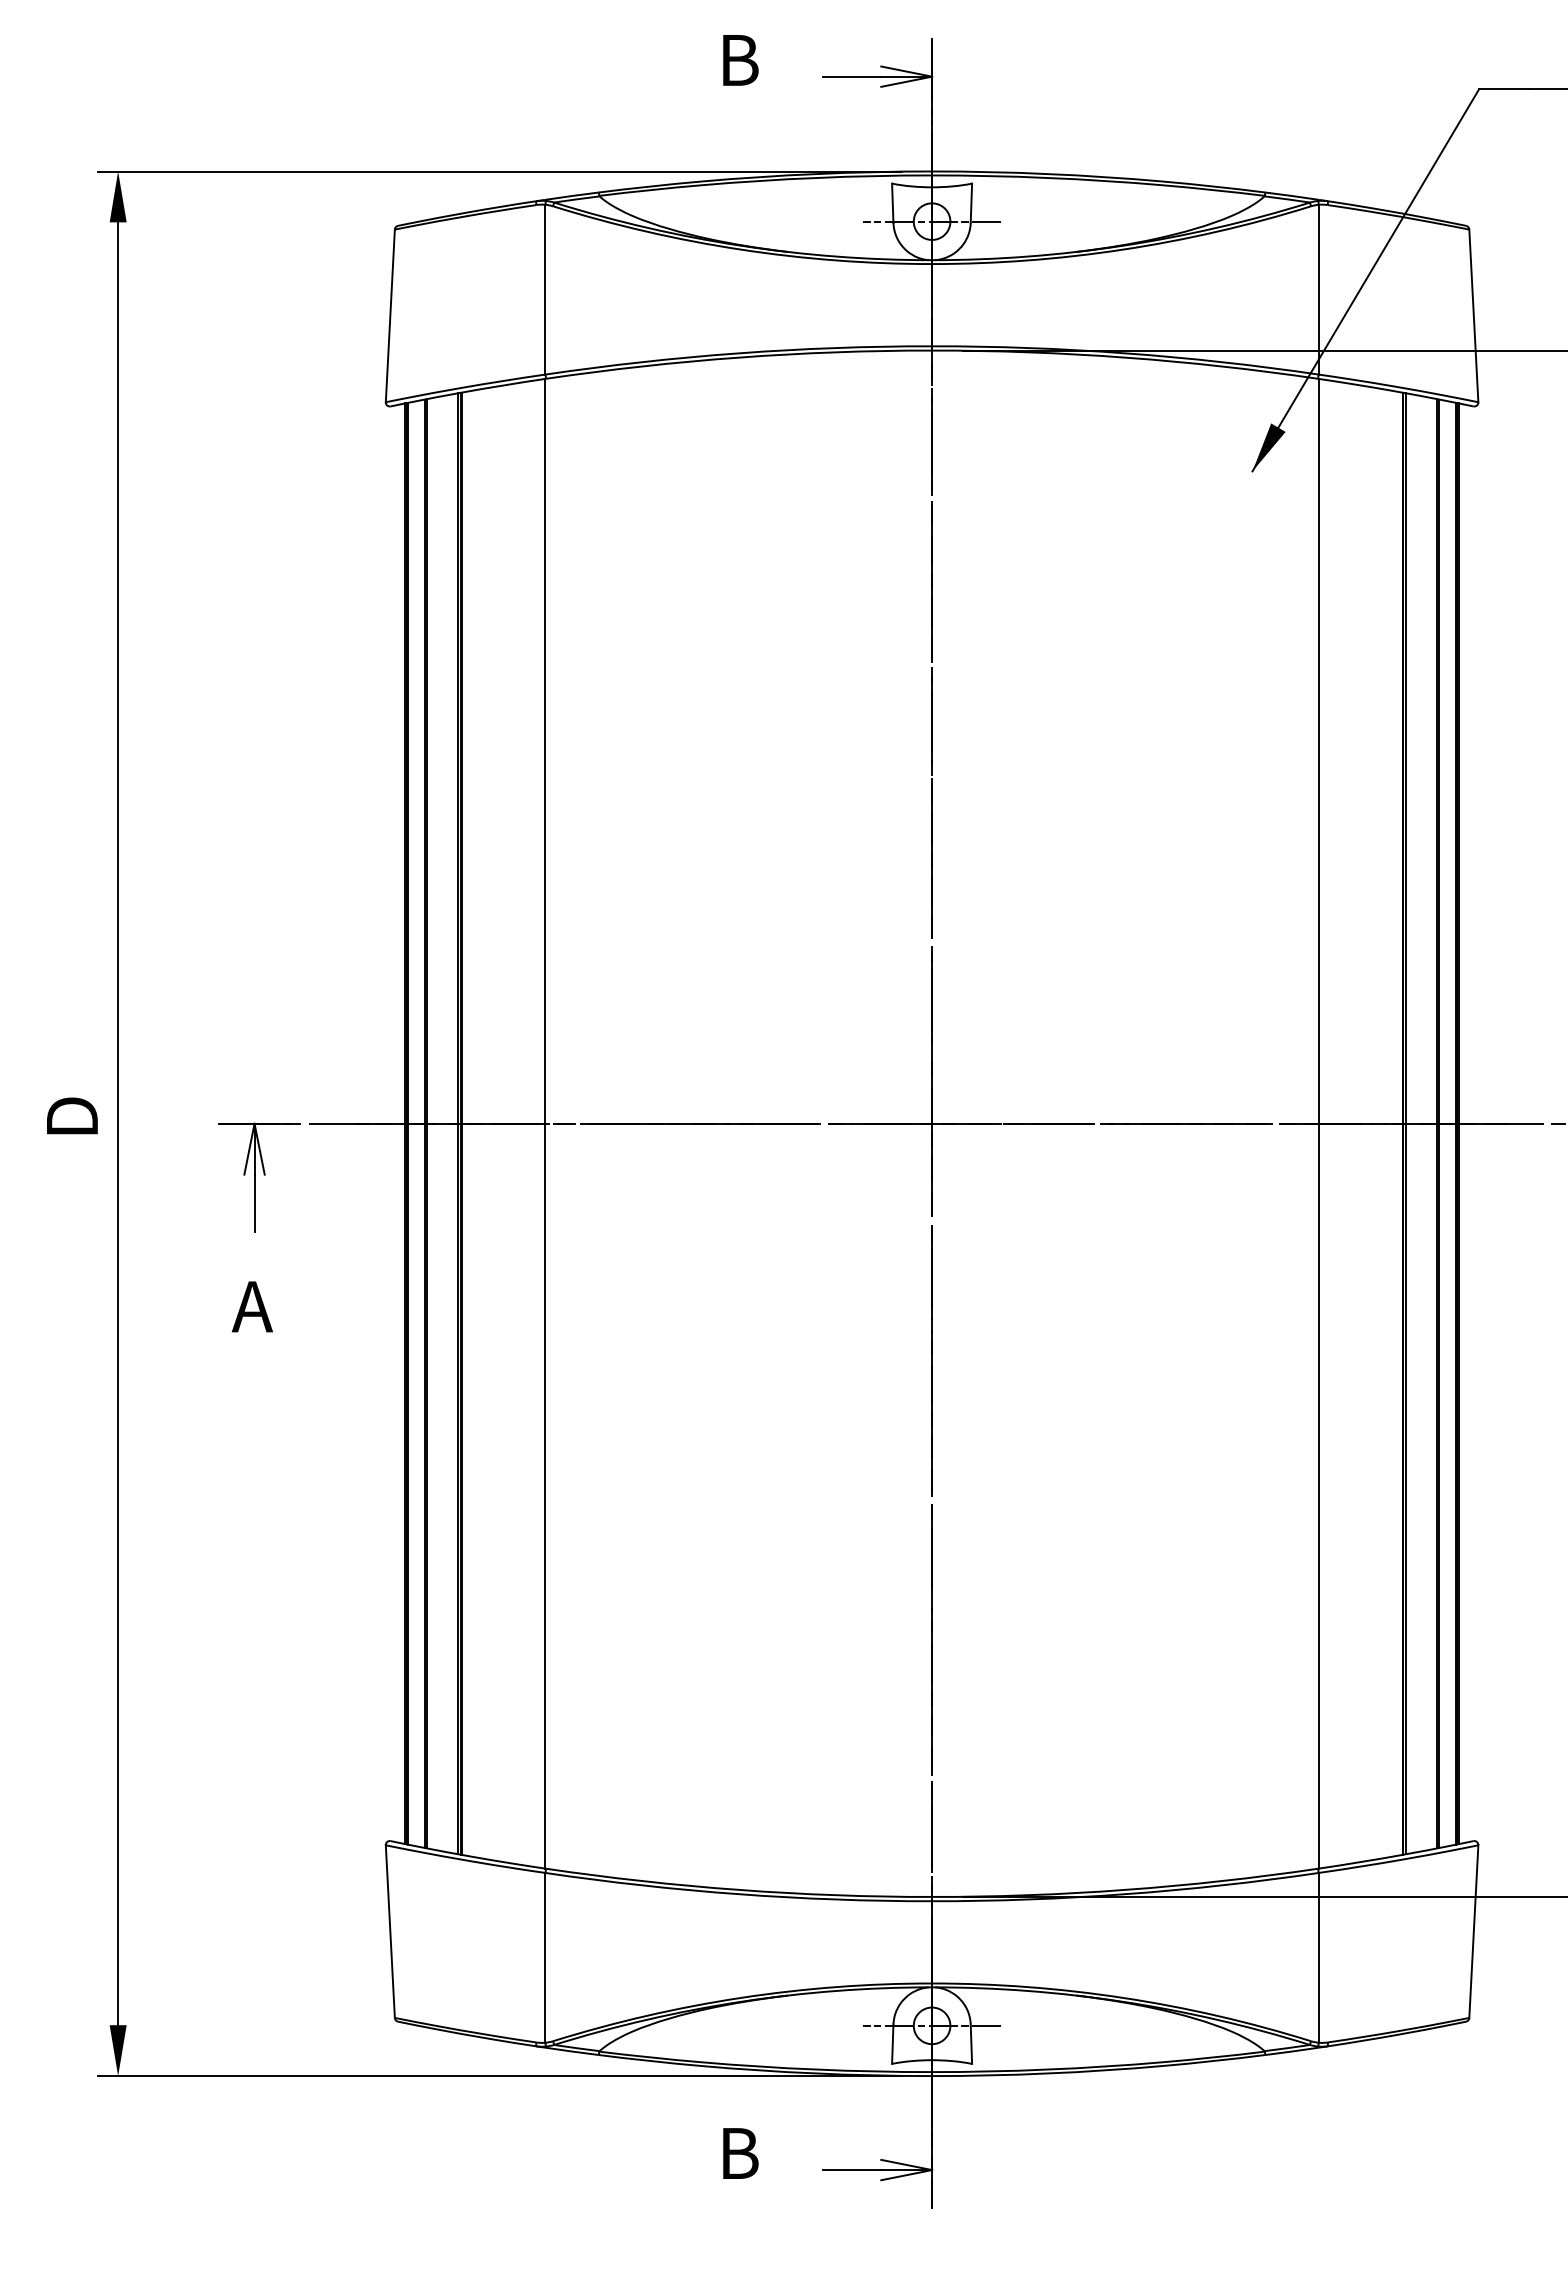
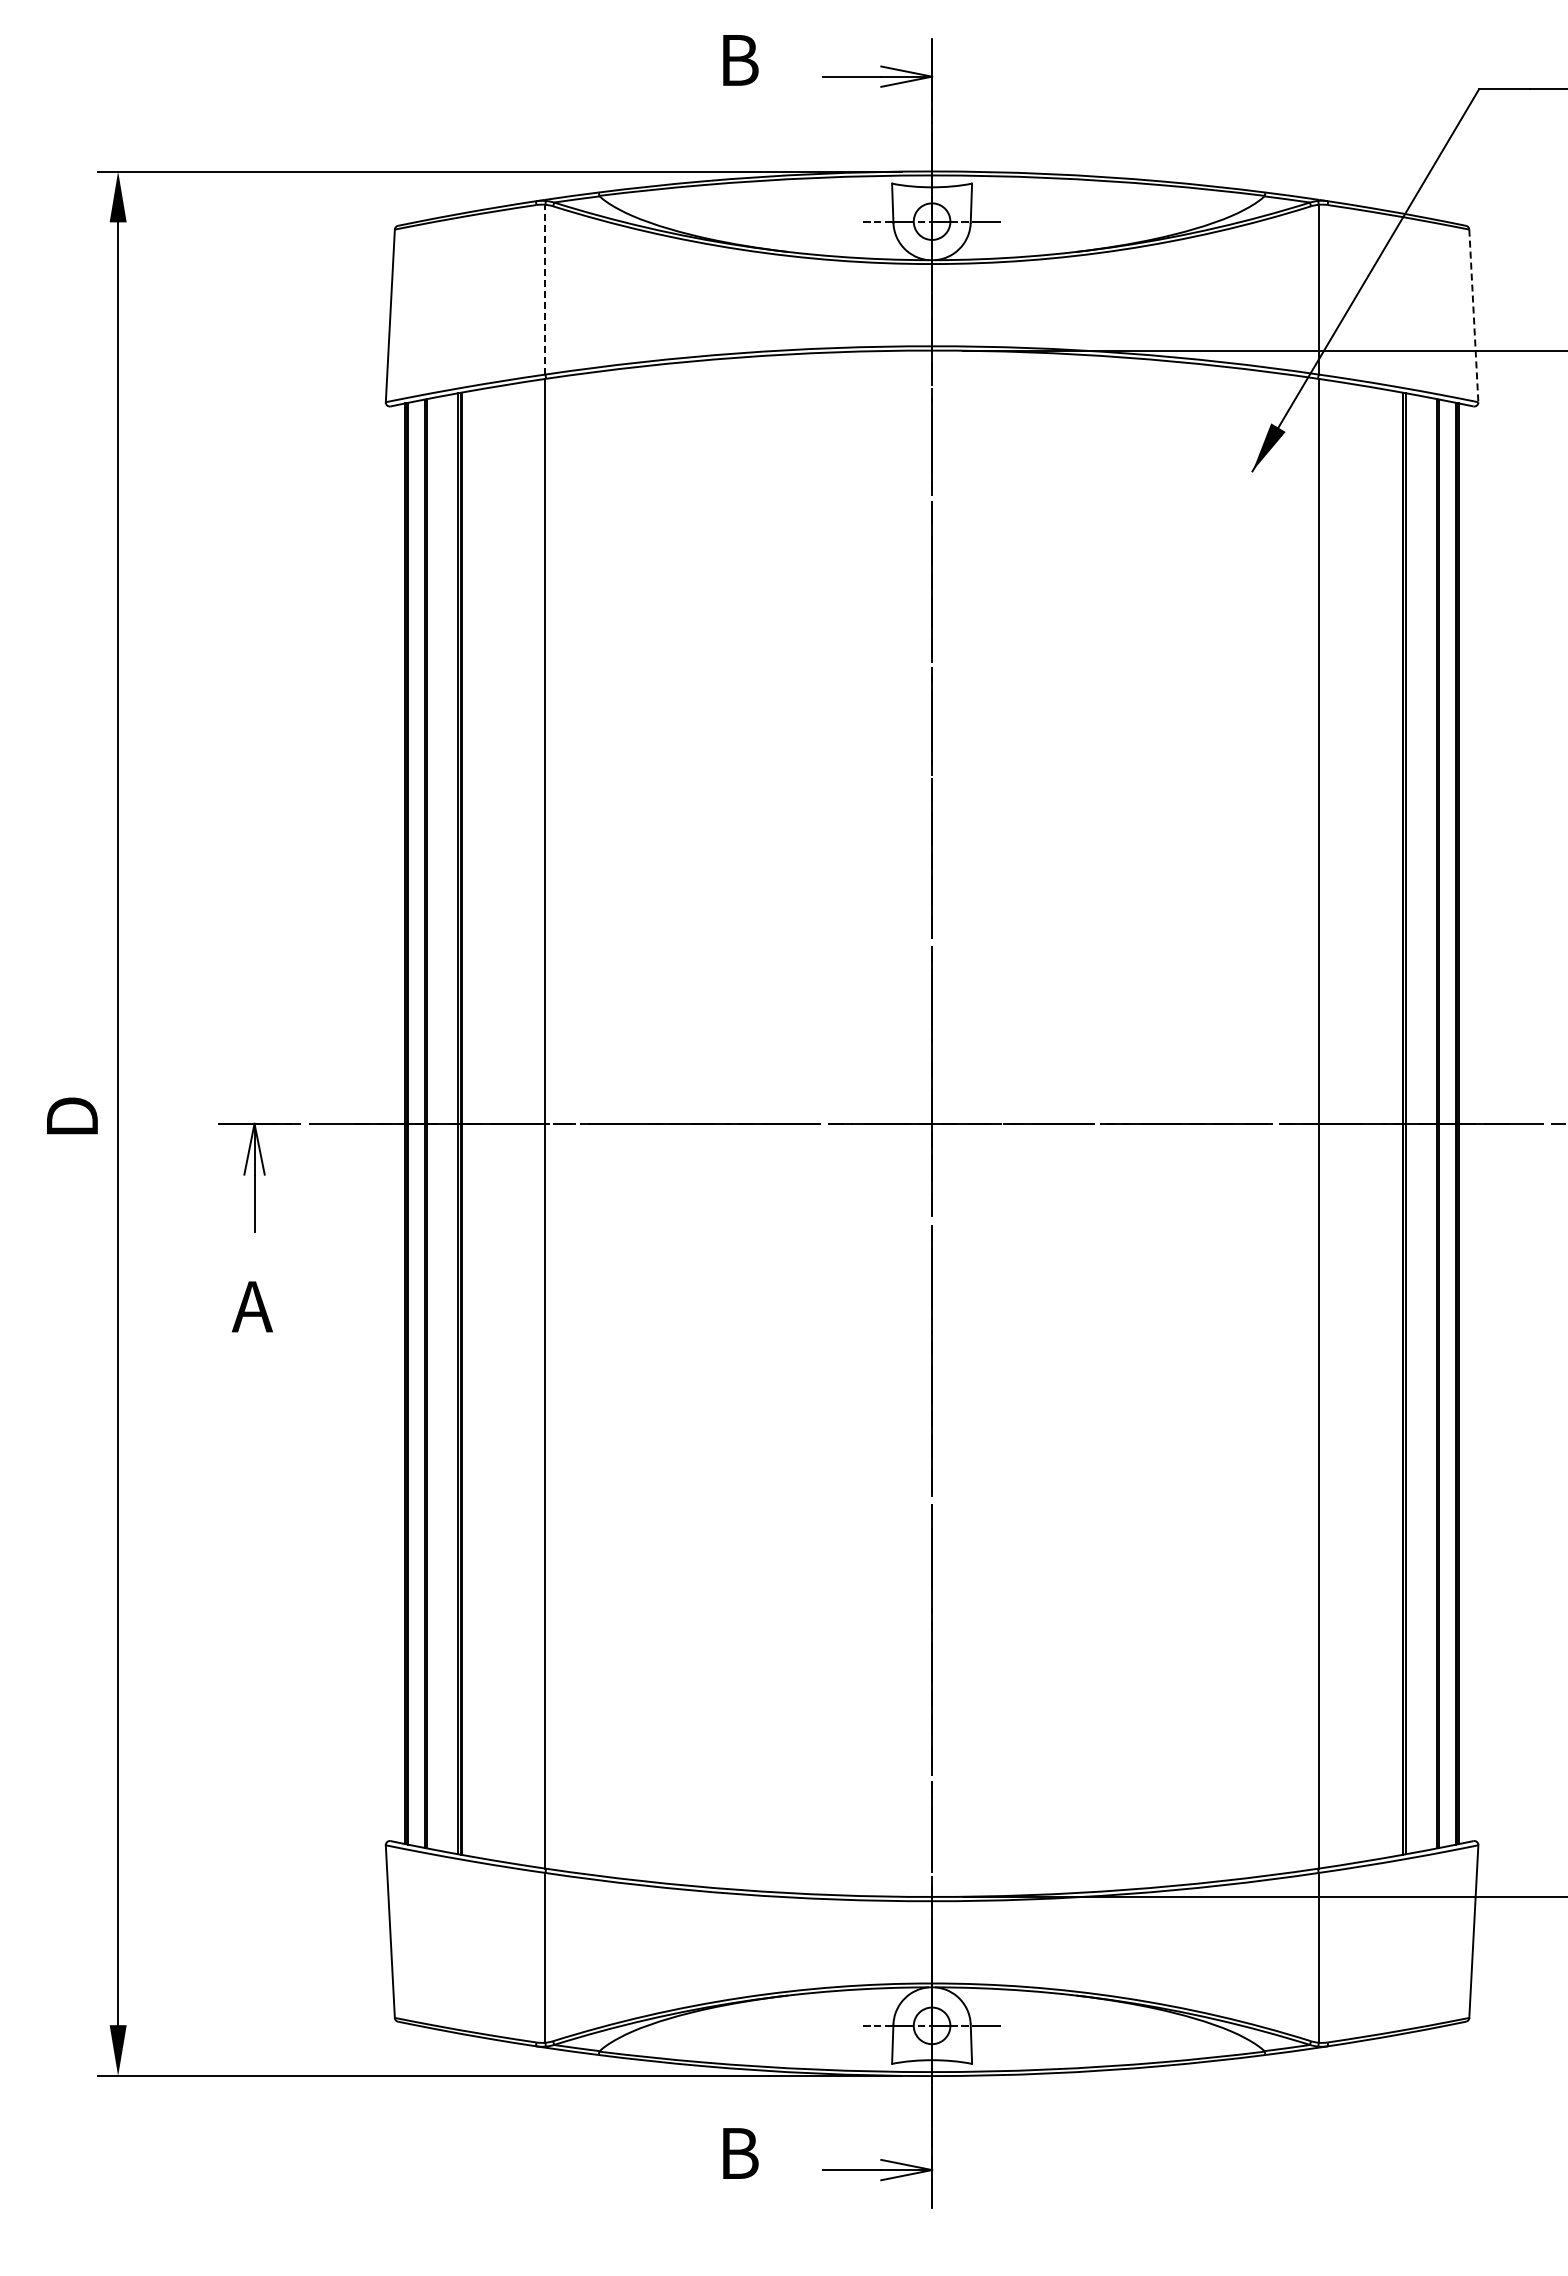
line: solid -> dashed (545, 289)
line: solid -> dashed (1473, 316)
